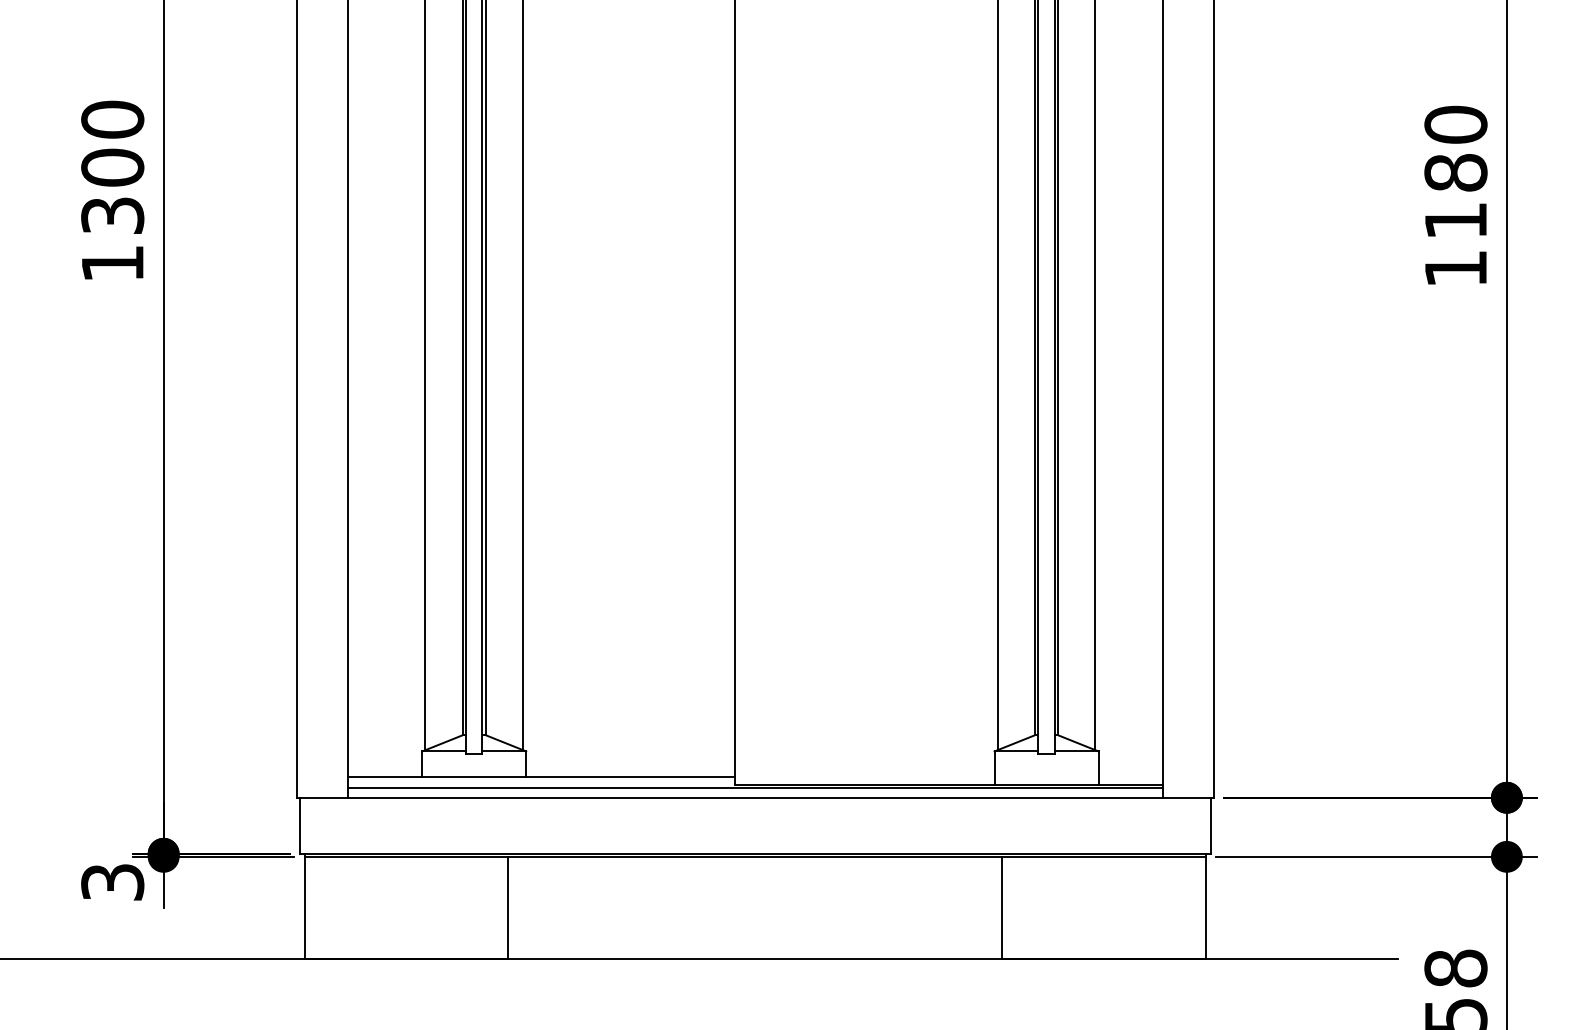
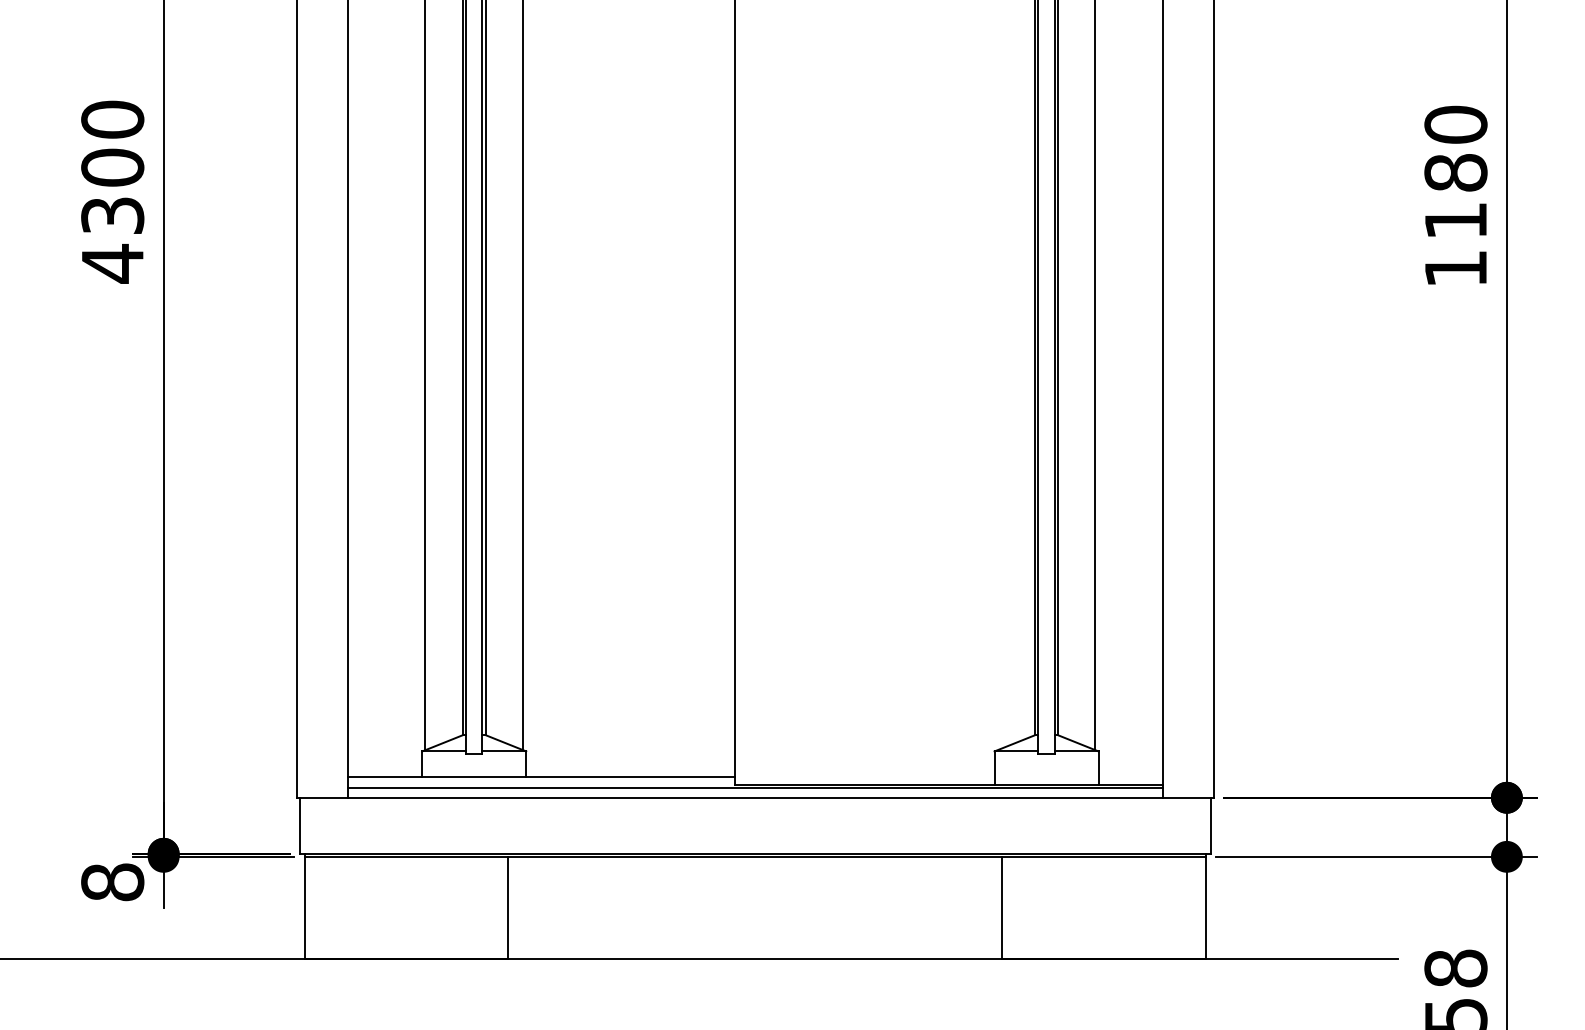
text: 1300 -> 4300 (112, 263)
line: present -> none (997, 376)
text: 3 -> 8 (112, 882)
